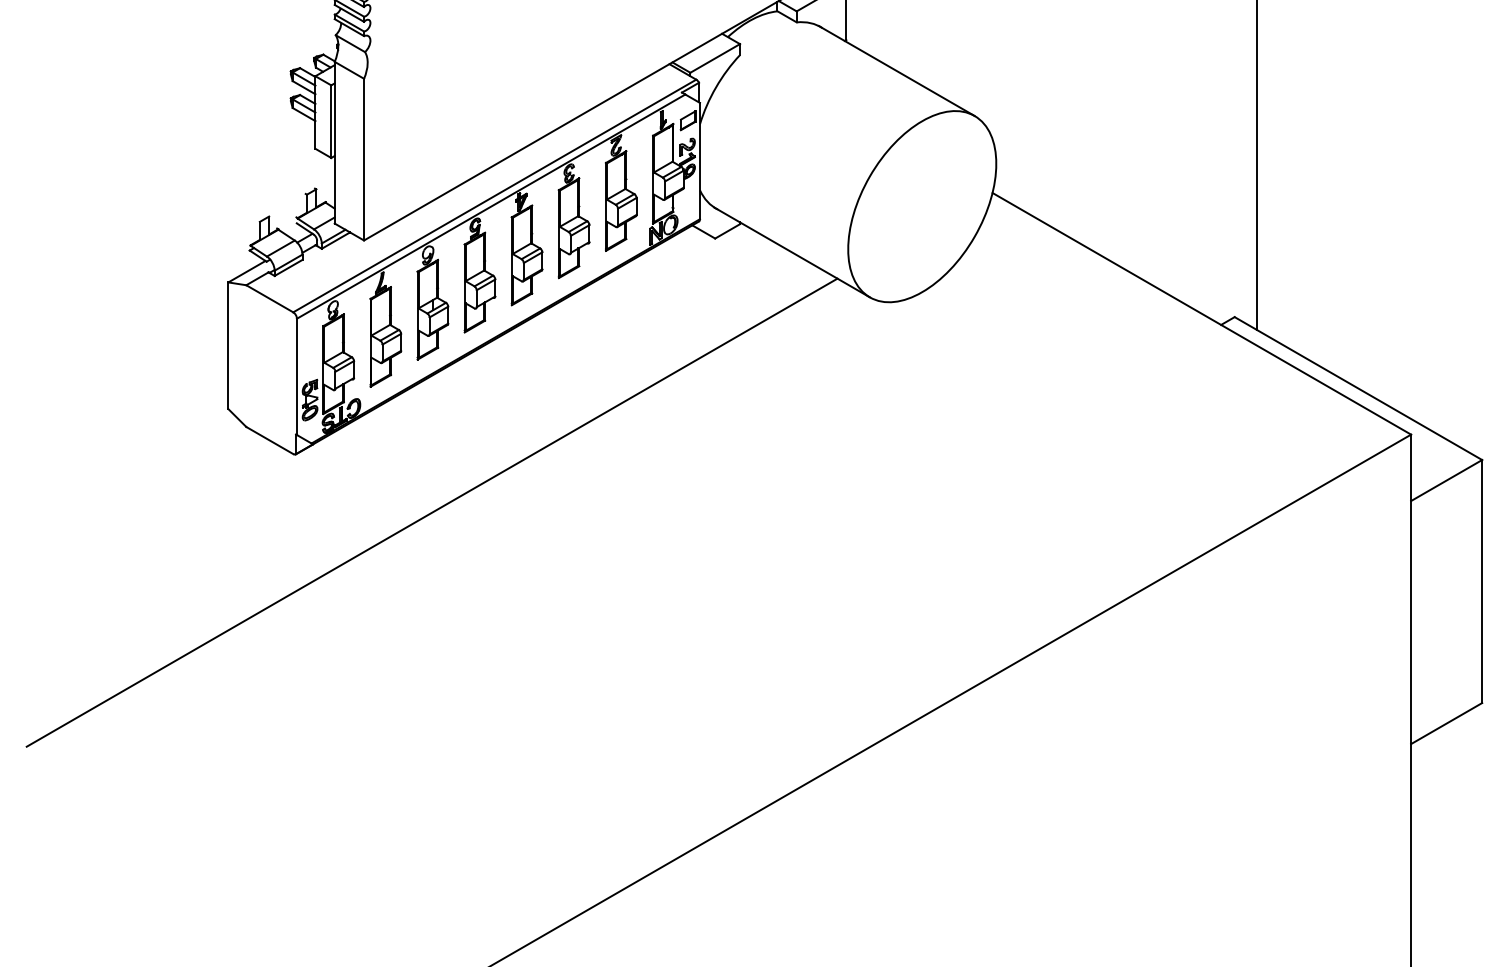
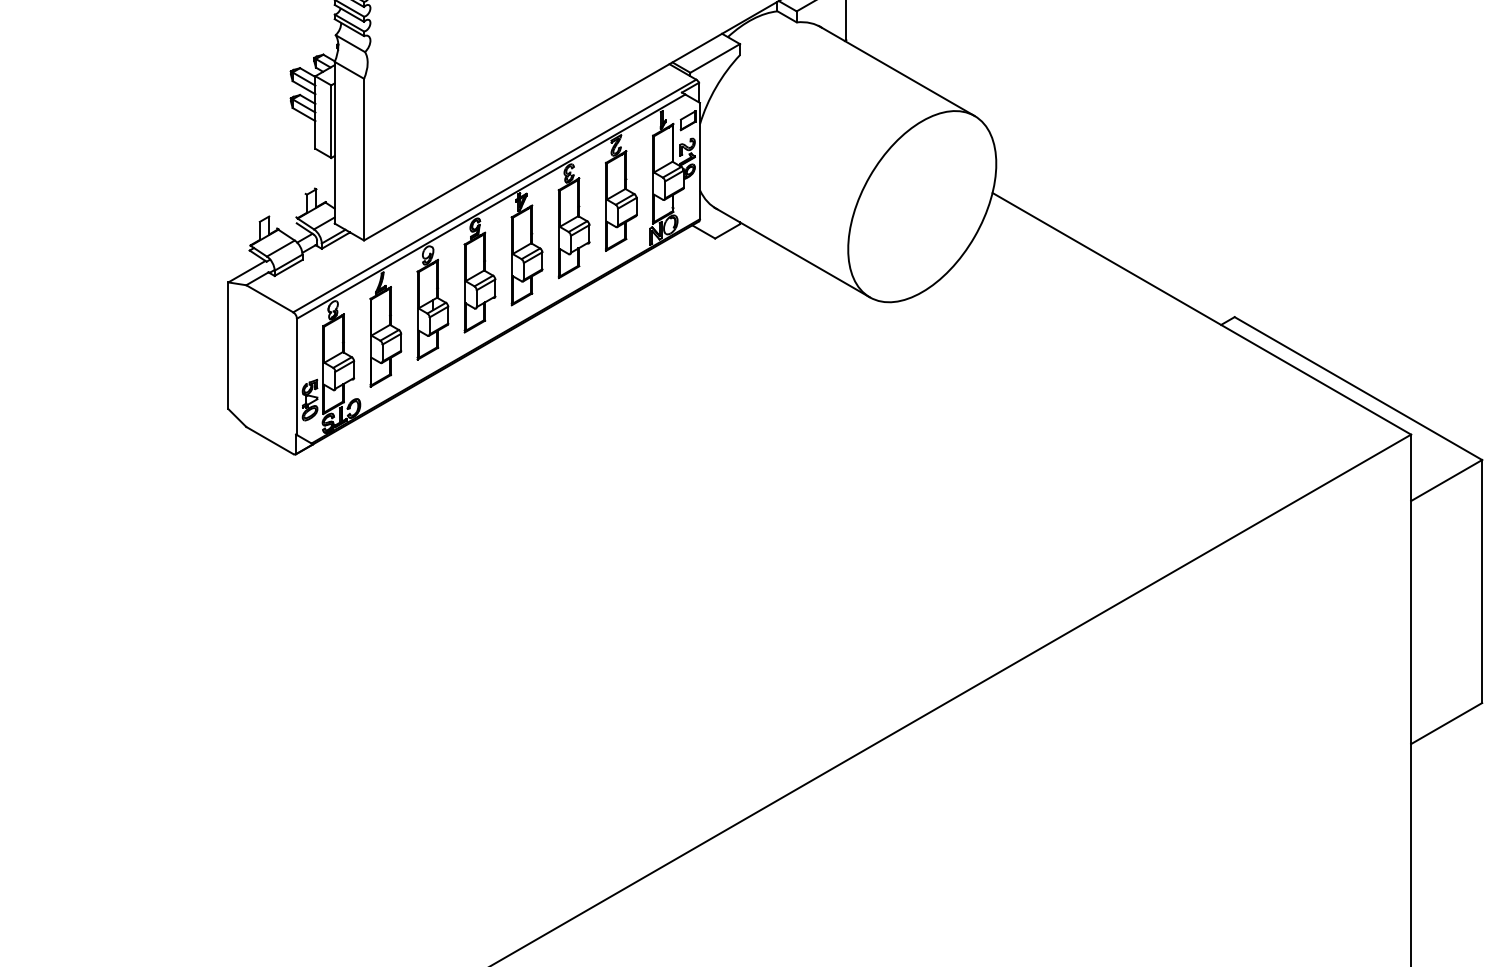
line: present -> none (1257, 166)
line: present -> none (431, 512)
